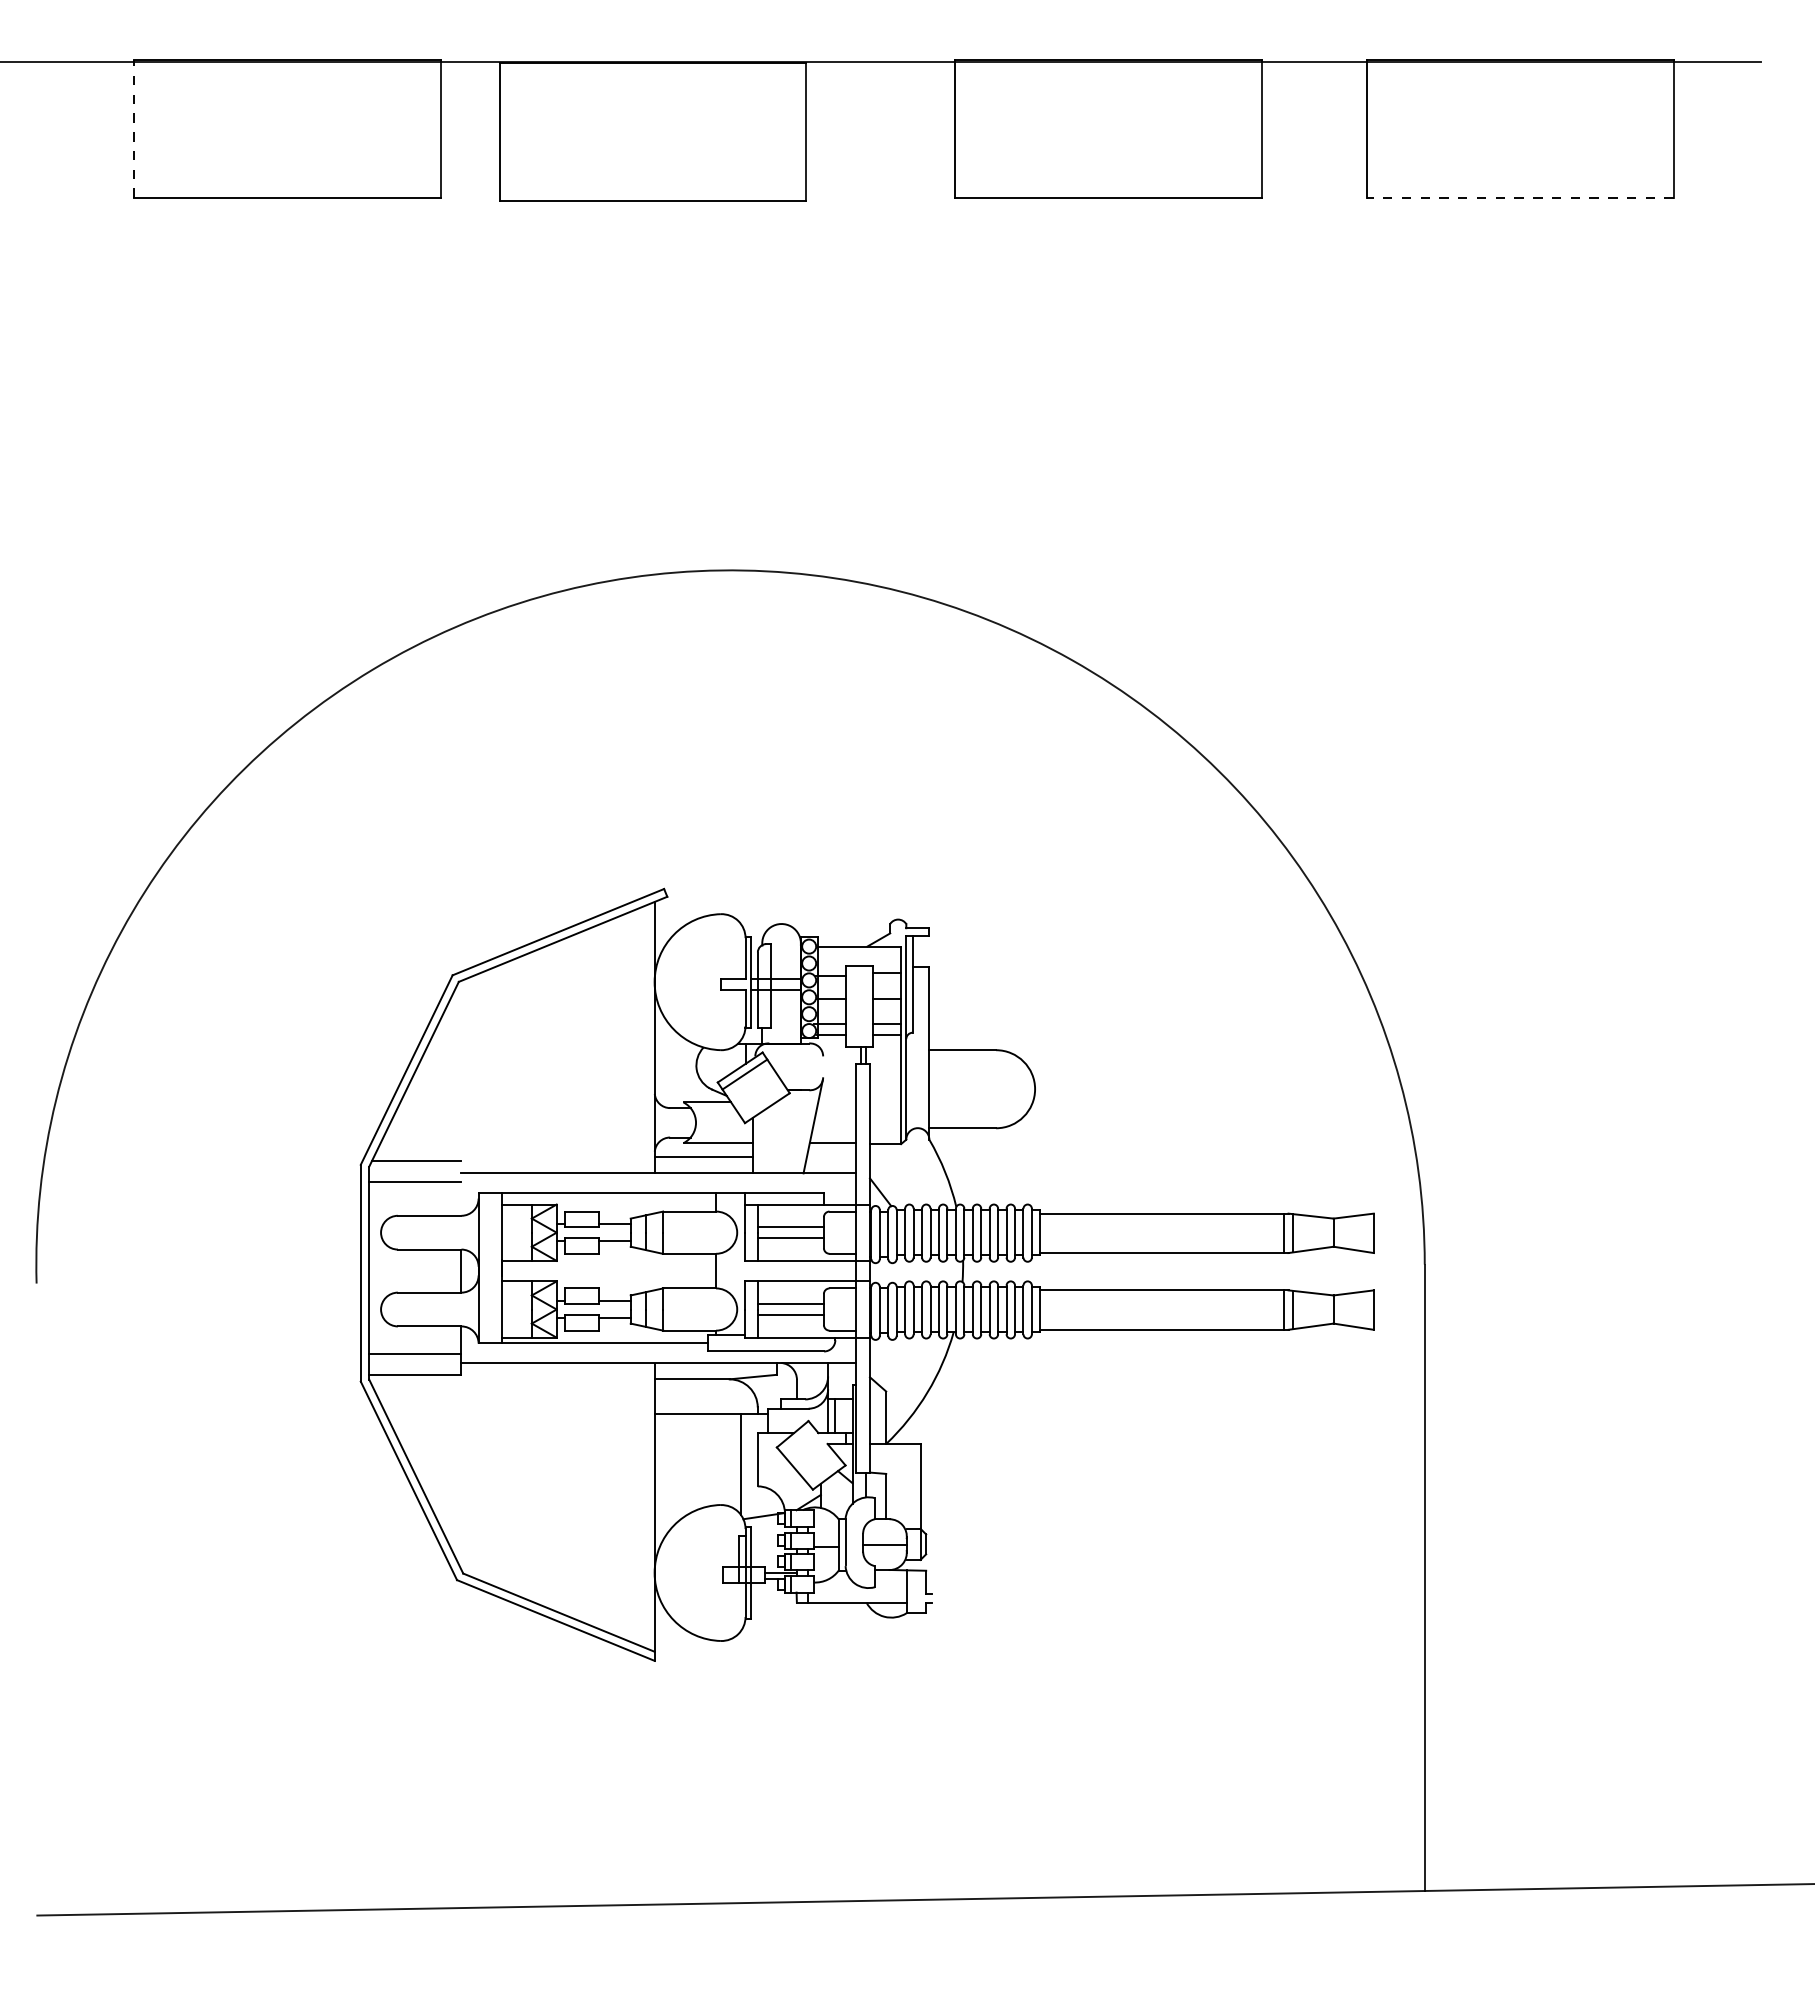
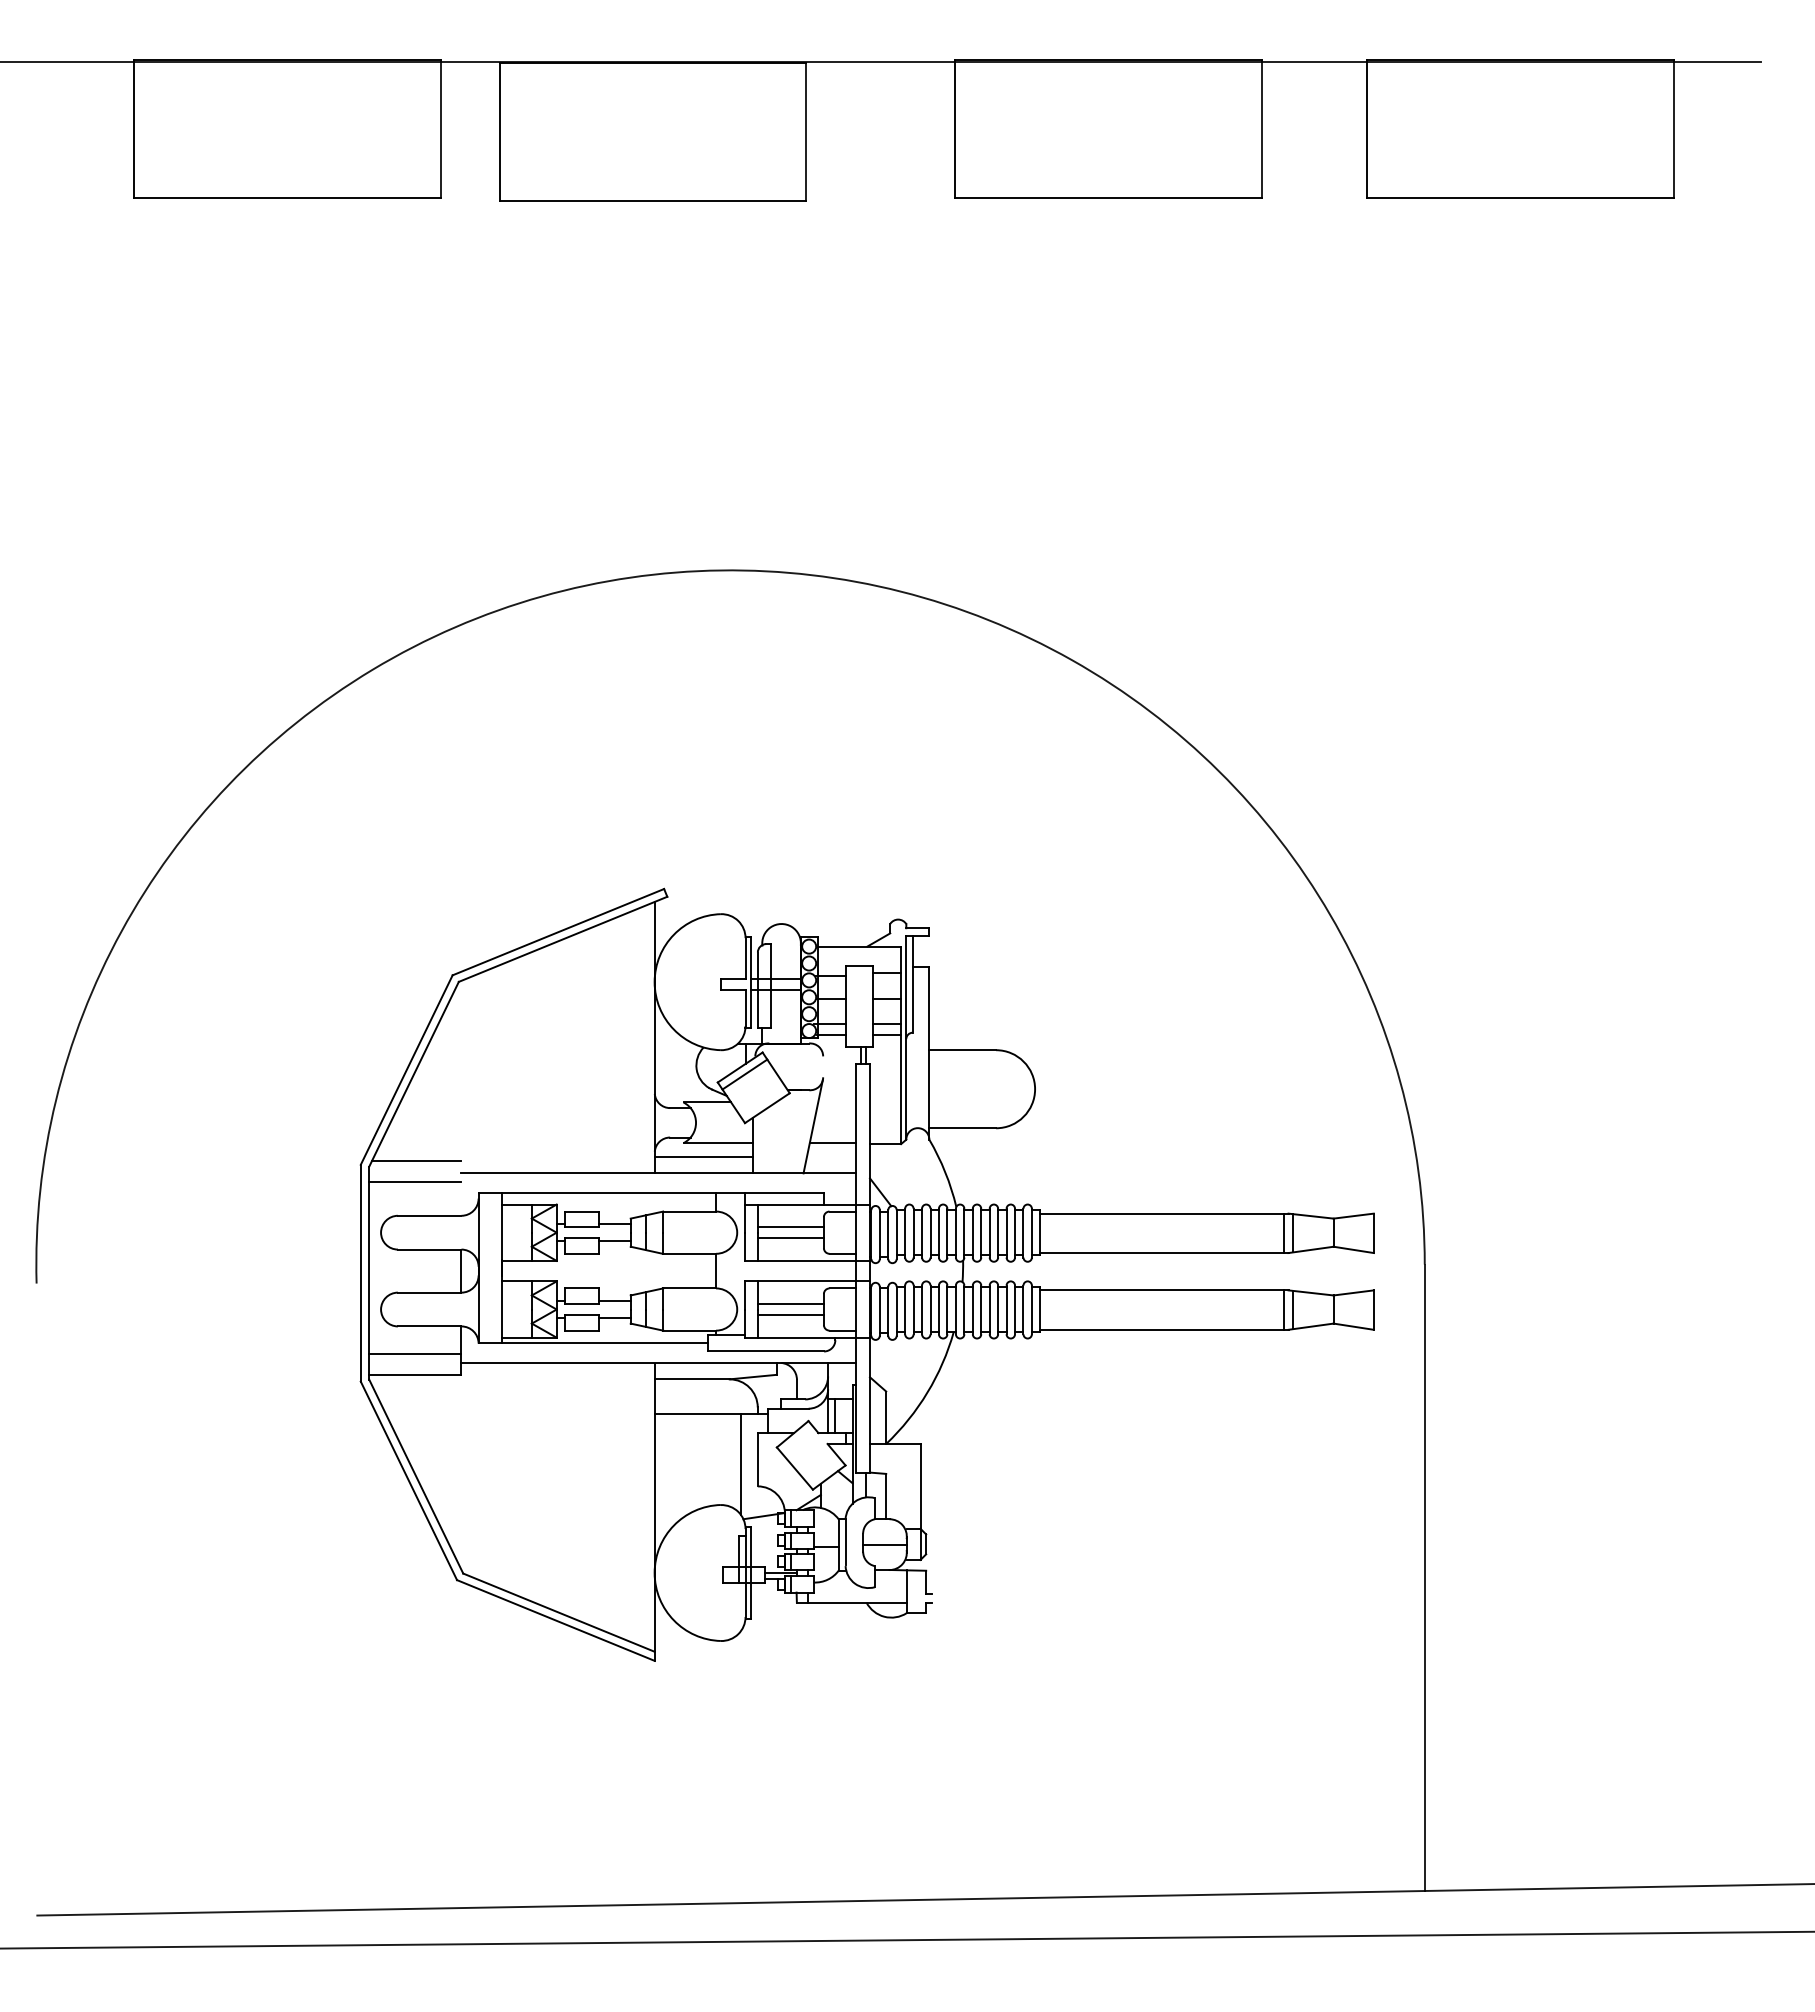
line: dashed -> solid (134, 129)
line: dashed -> solid (1519, 197)
line: none -> present (906, 1939)
